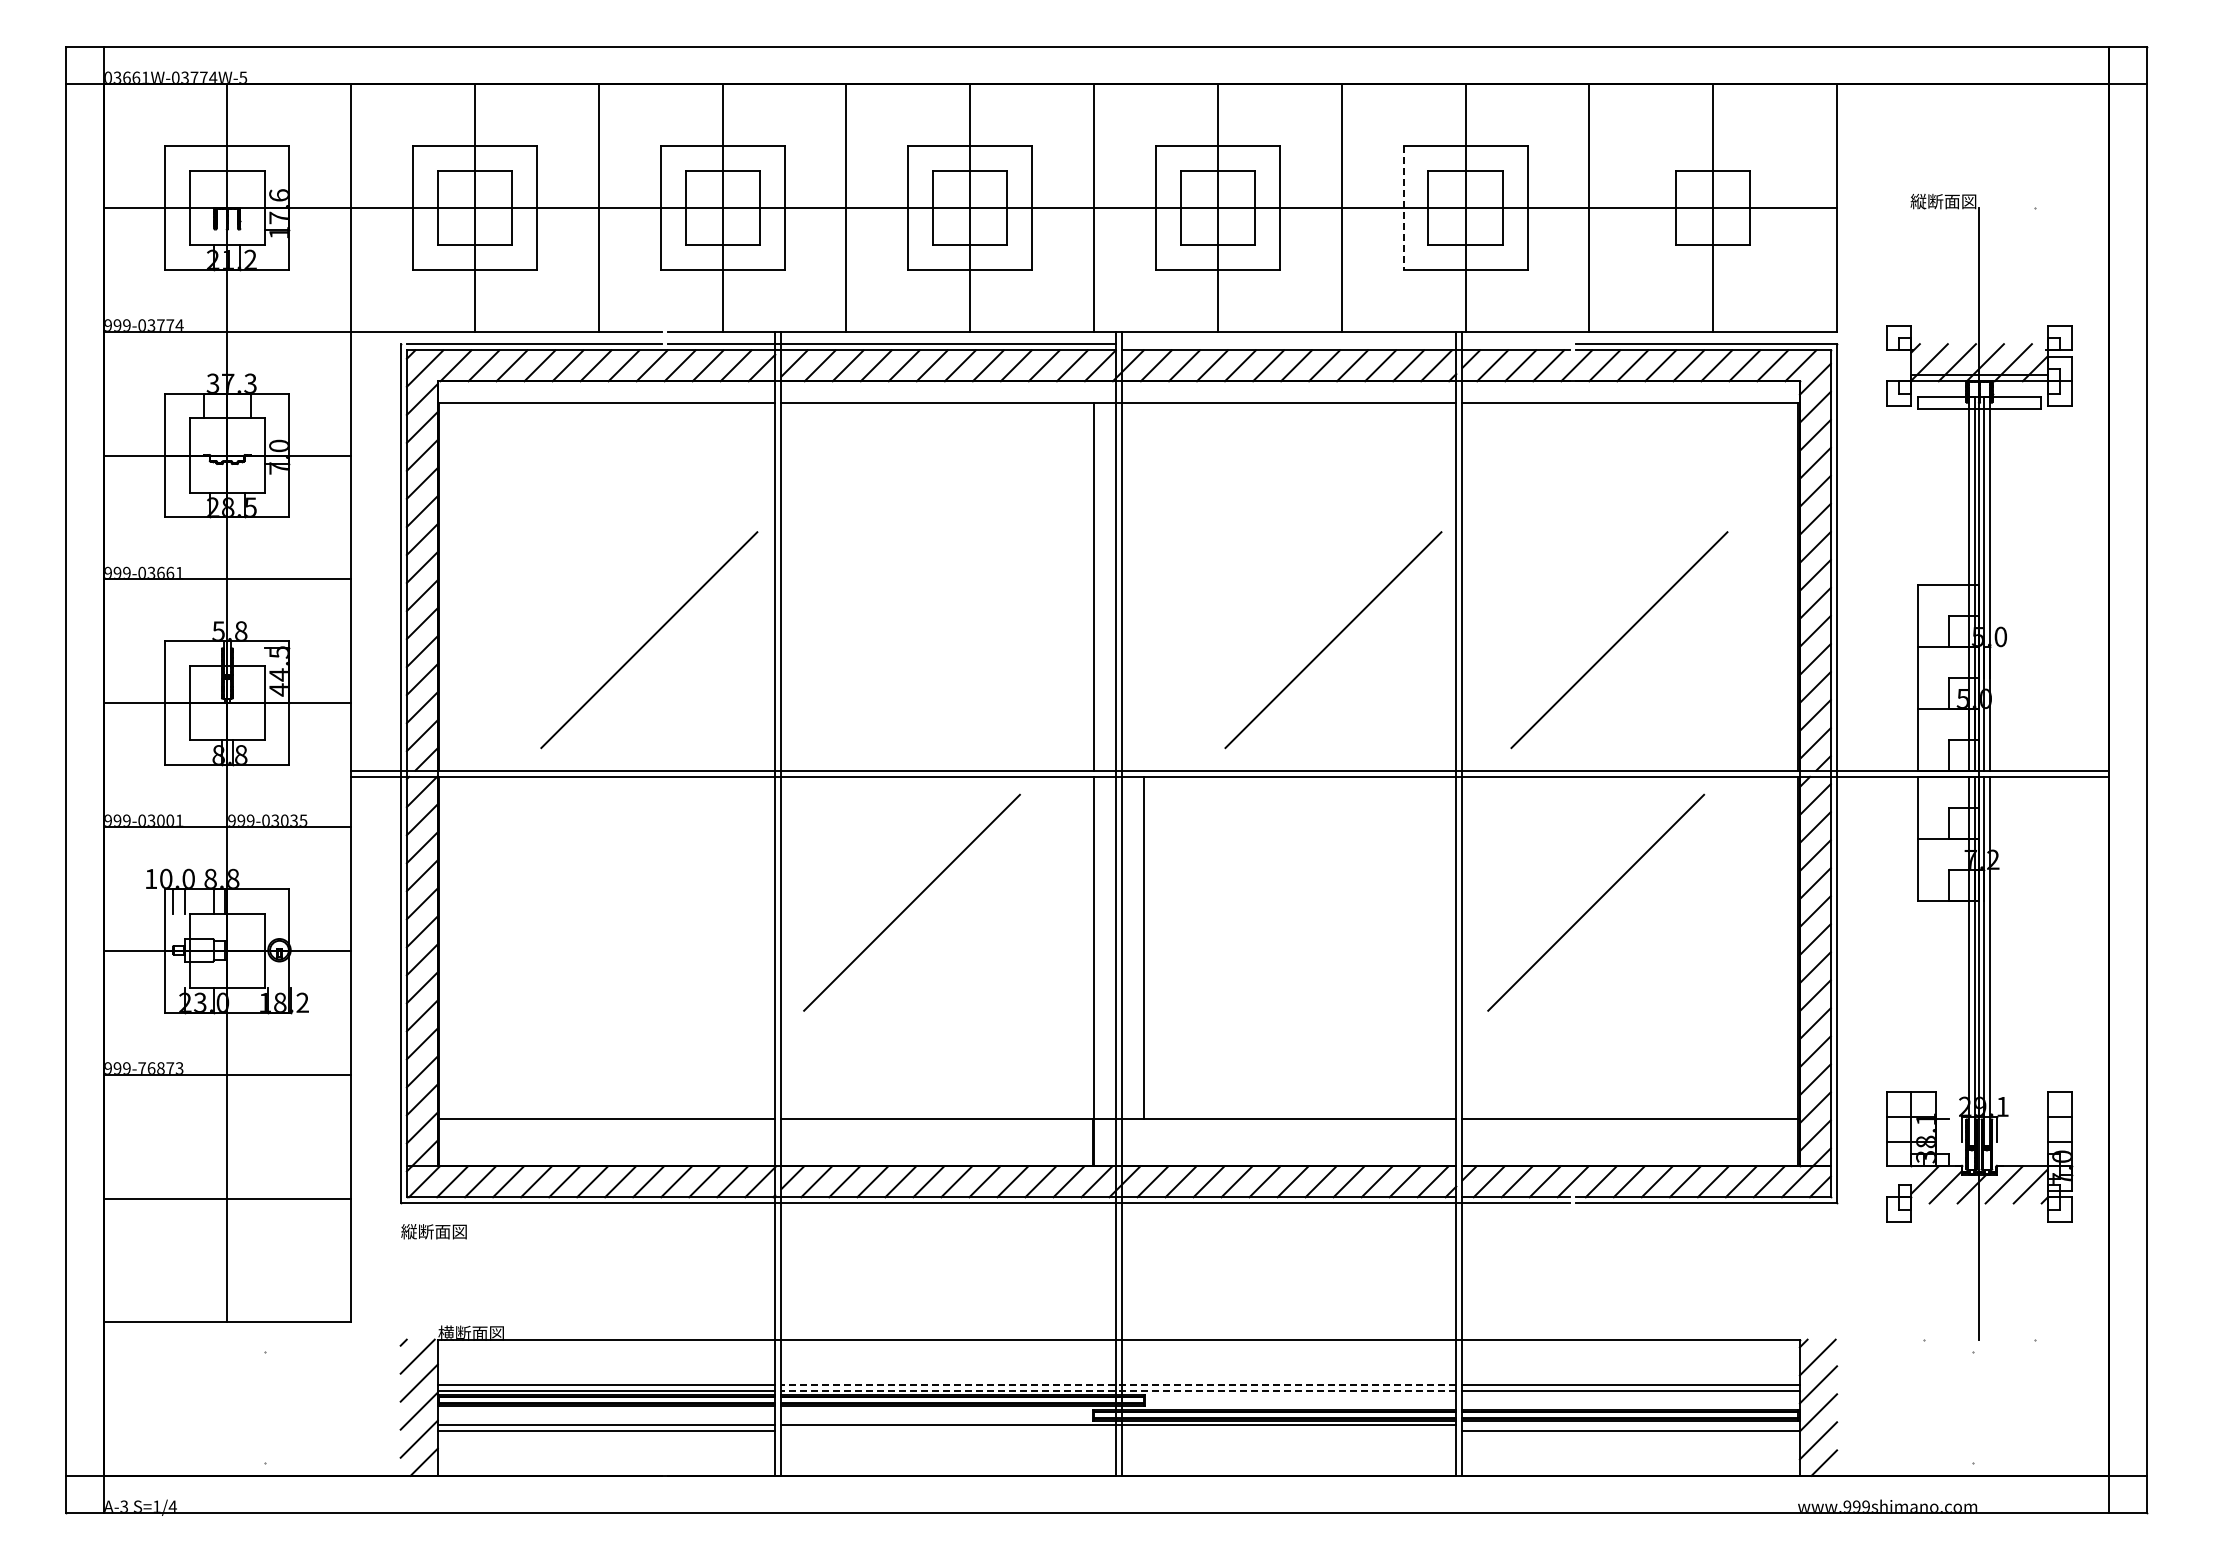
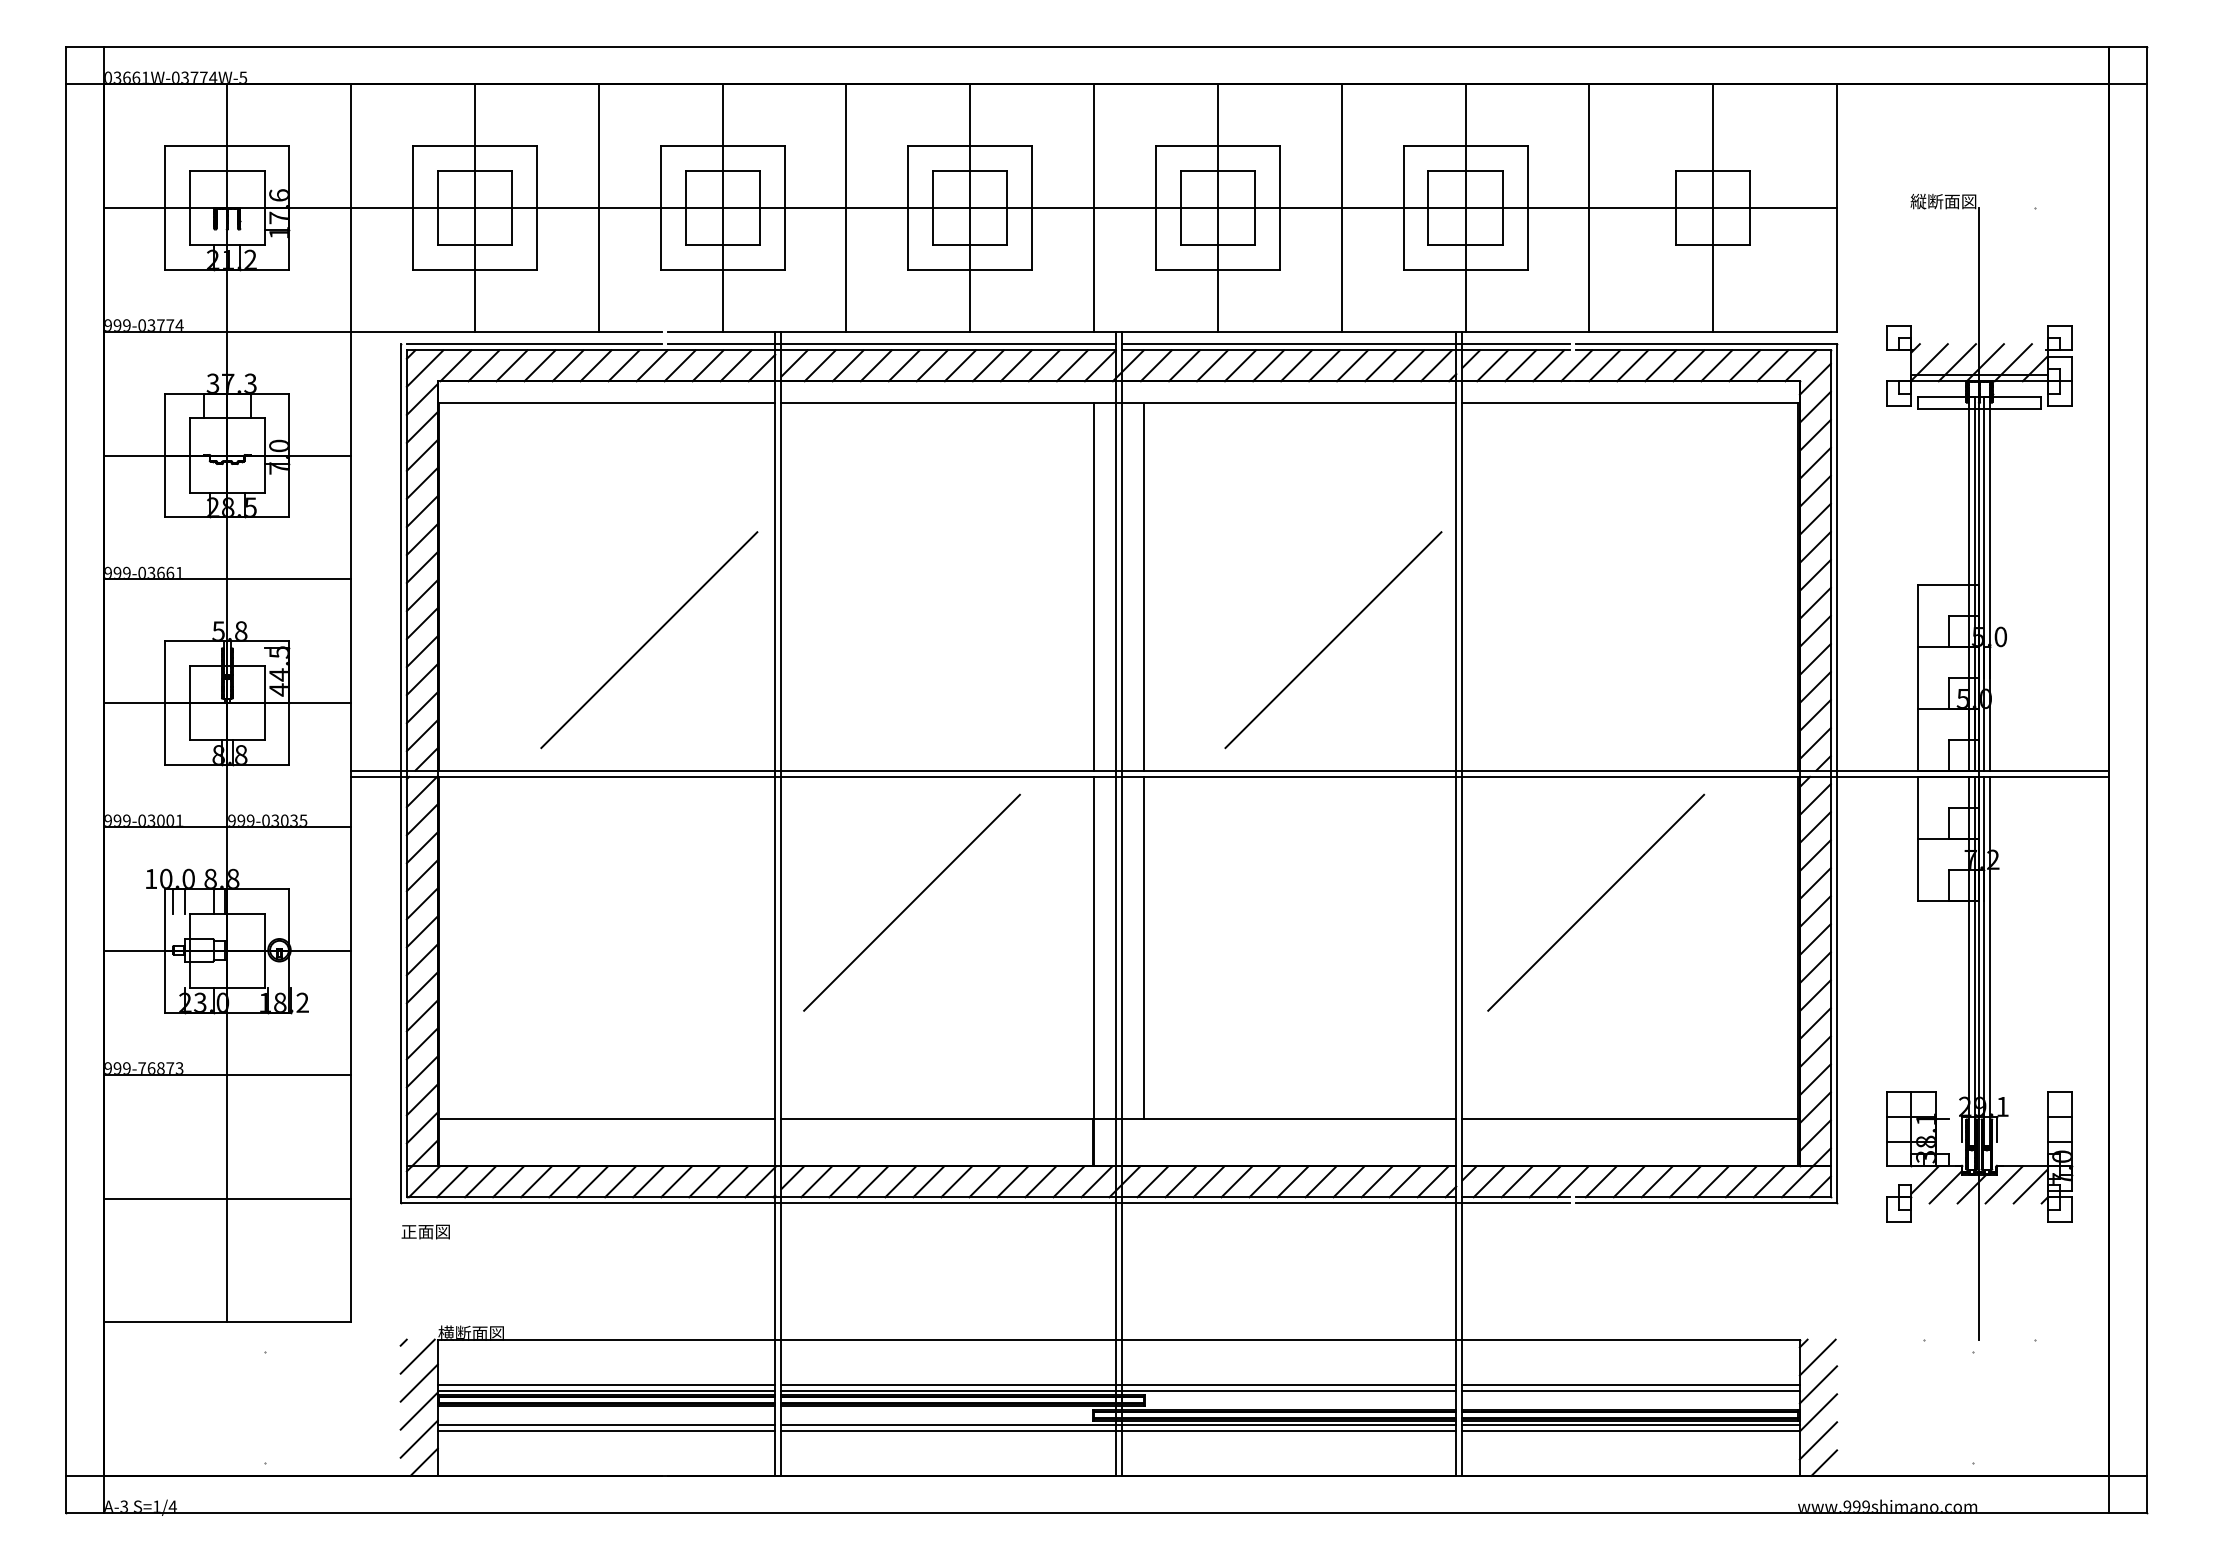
line: dashed -> solid (1403, 207)
line: none -> present (1345, 344)
line: none -> present (1143, 586)
line: present -> none (1619, 640)
text: 縦断面図 -> 正面図 (433, 1231)
line: dashed -> solid (1118, 1384)
line: dashed -> solid (1118, 1390)
line: none -> present (1630, 1424)
line: none -> present (1118, 1430)
